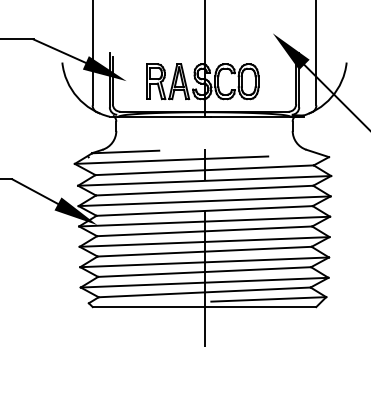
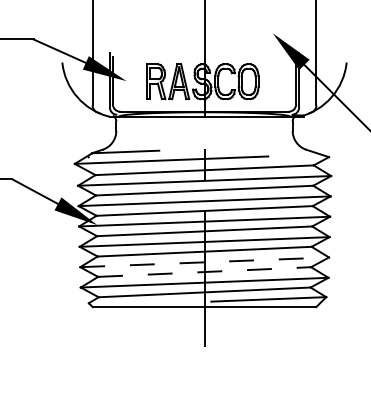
line: solid -> dashed (205, 262)
line: solid -> dashed (204, 272)
